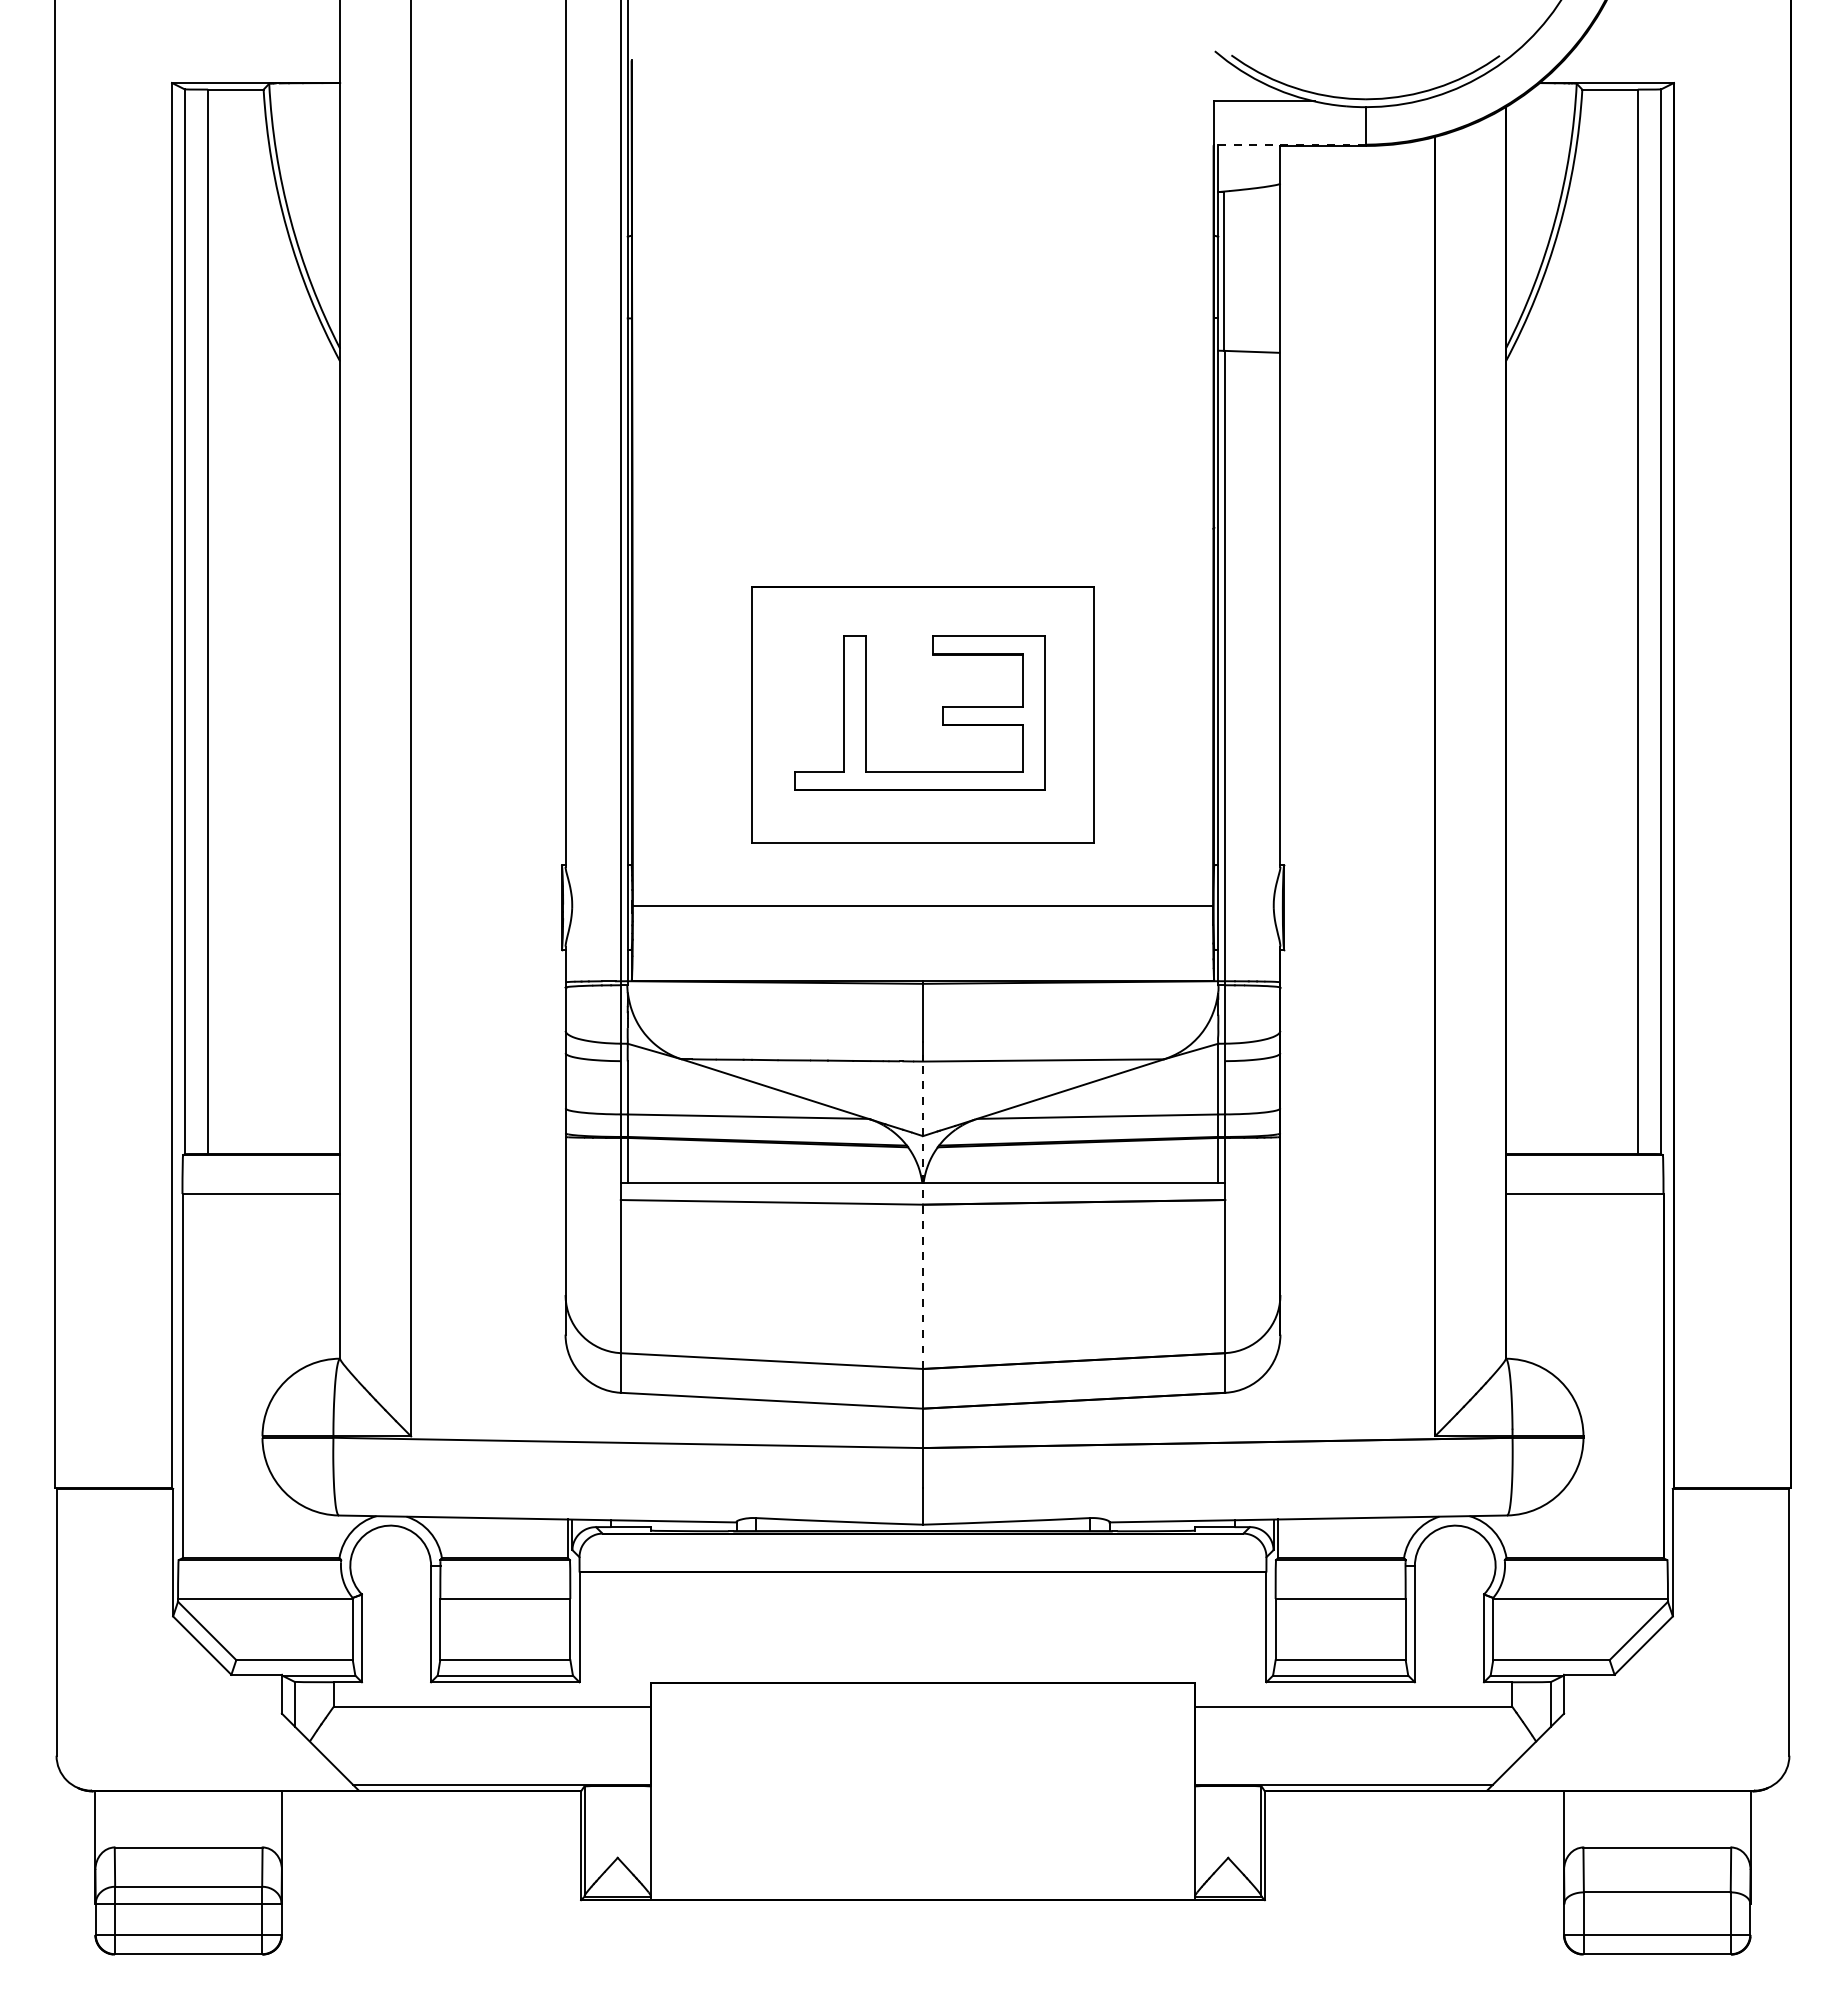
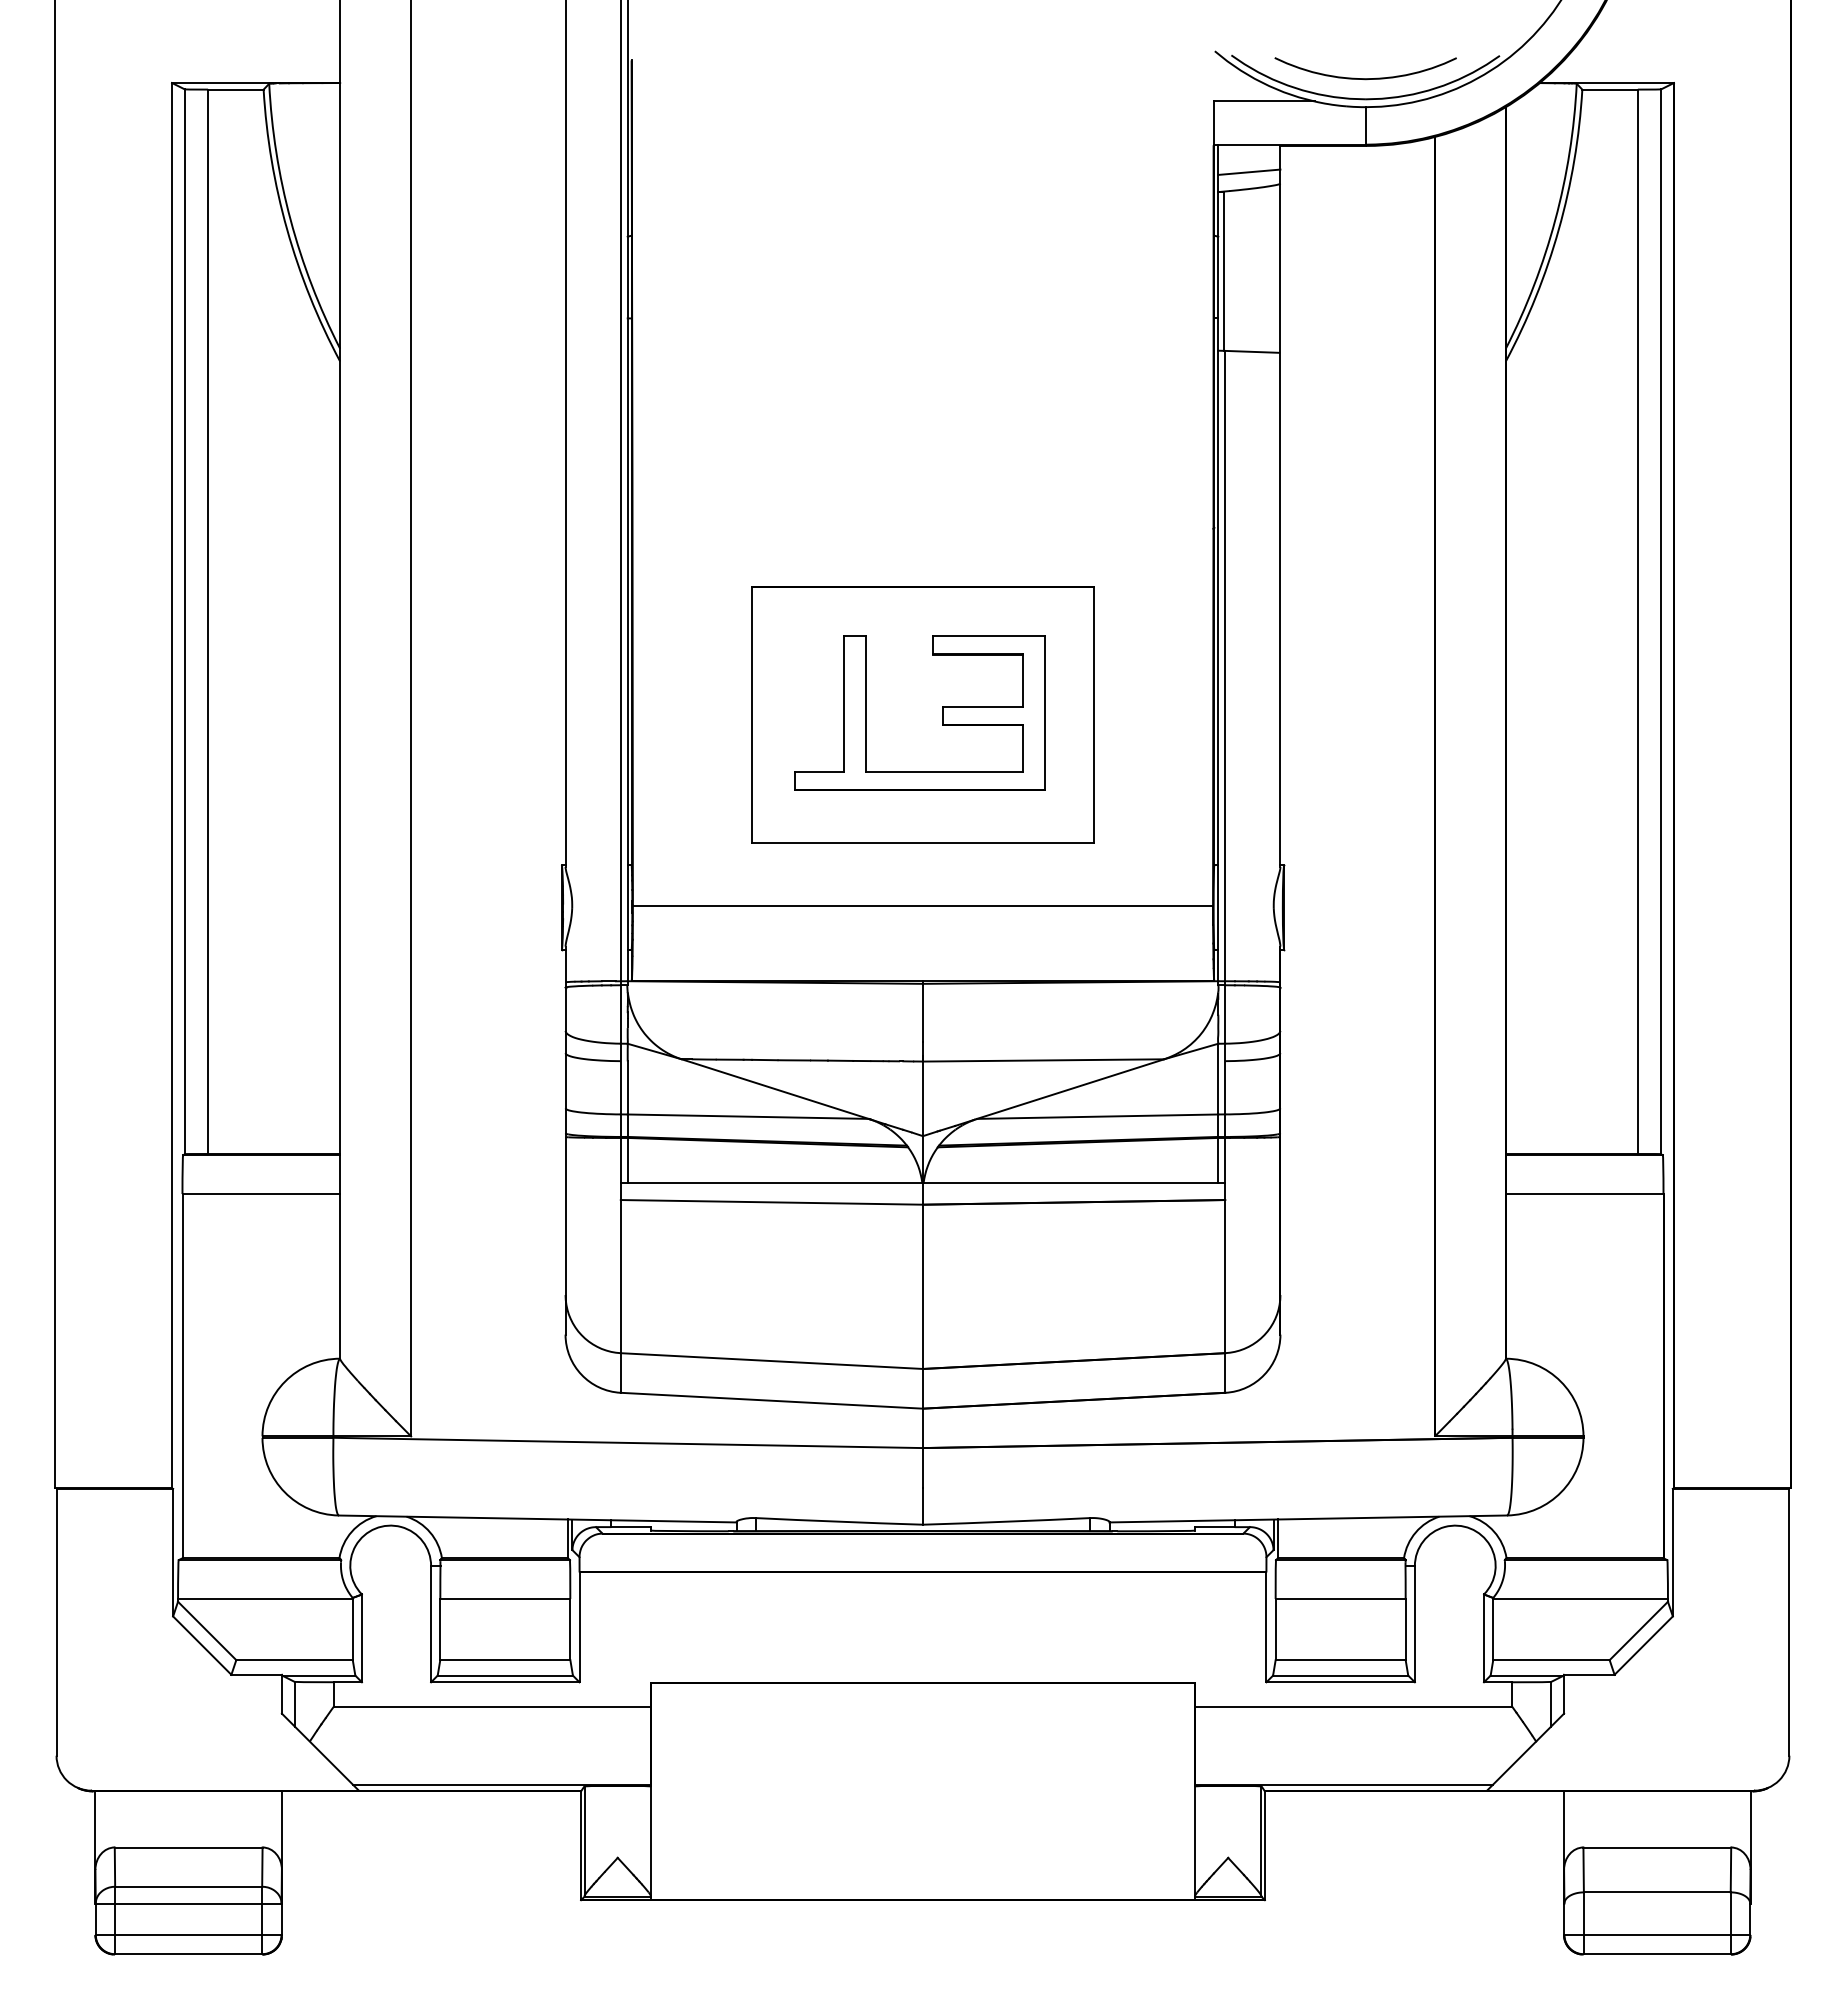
curve: none -> present (1365, 78)
line: dashed -> solid (1290, 144)
line: none -> present (1249, 171)
line: dashed -> solid (922, 1215)
